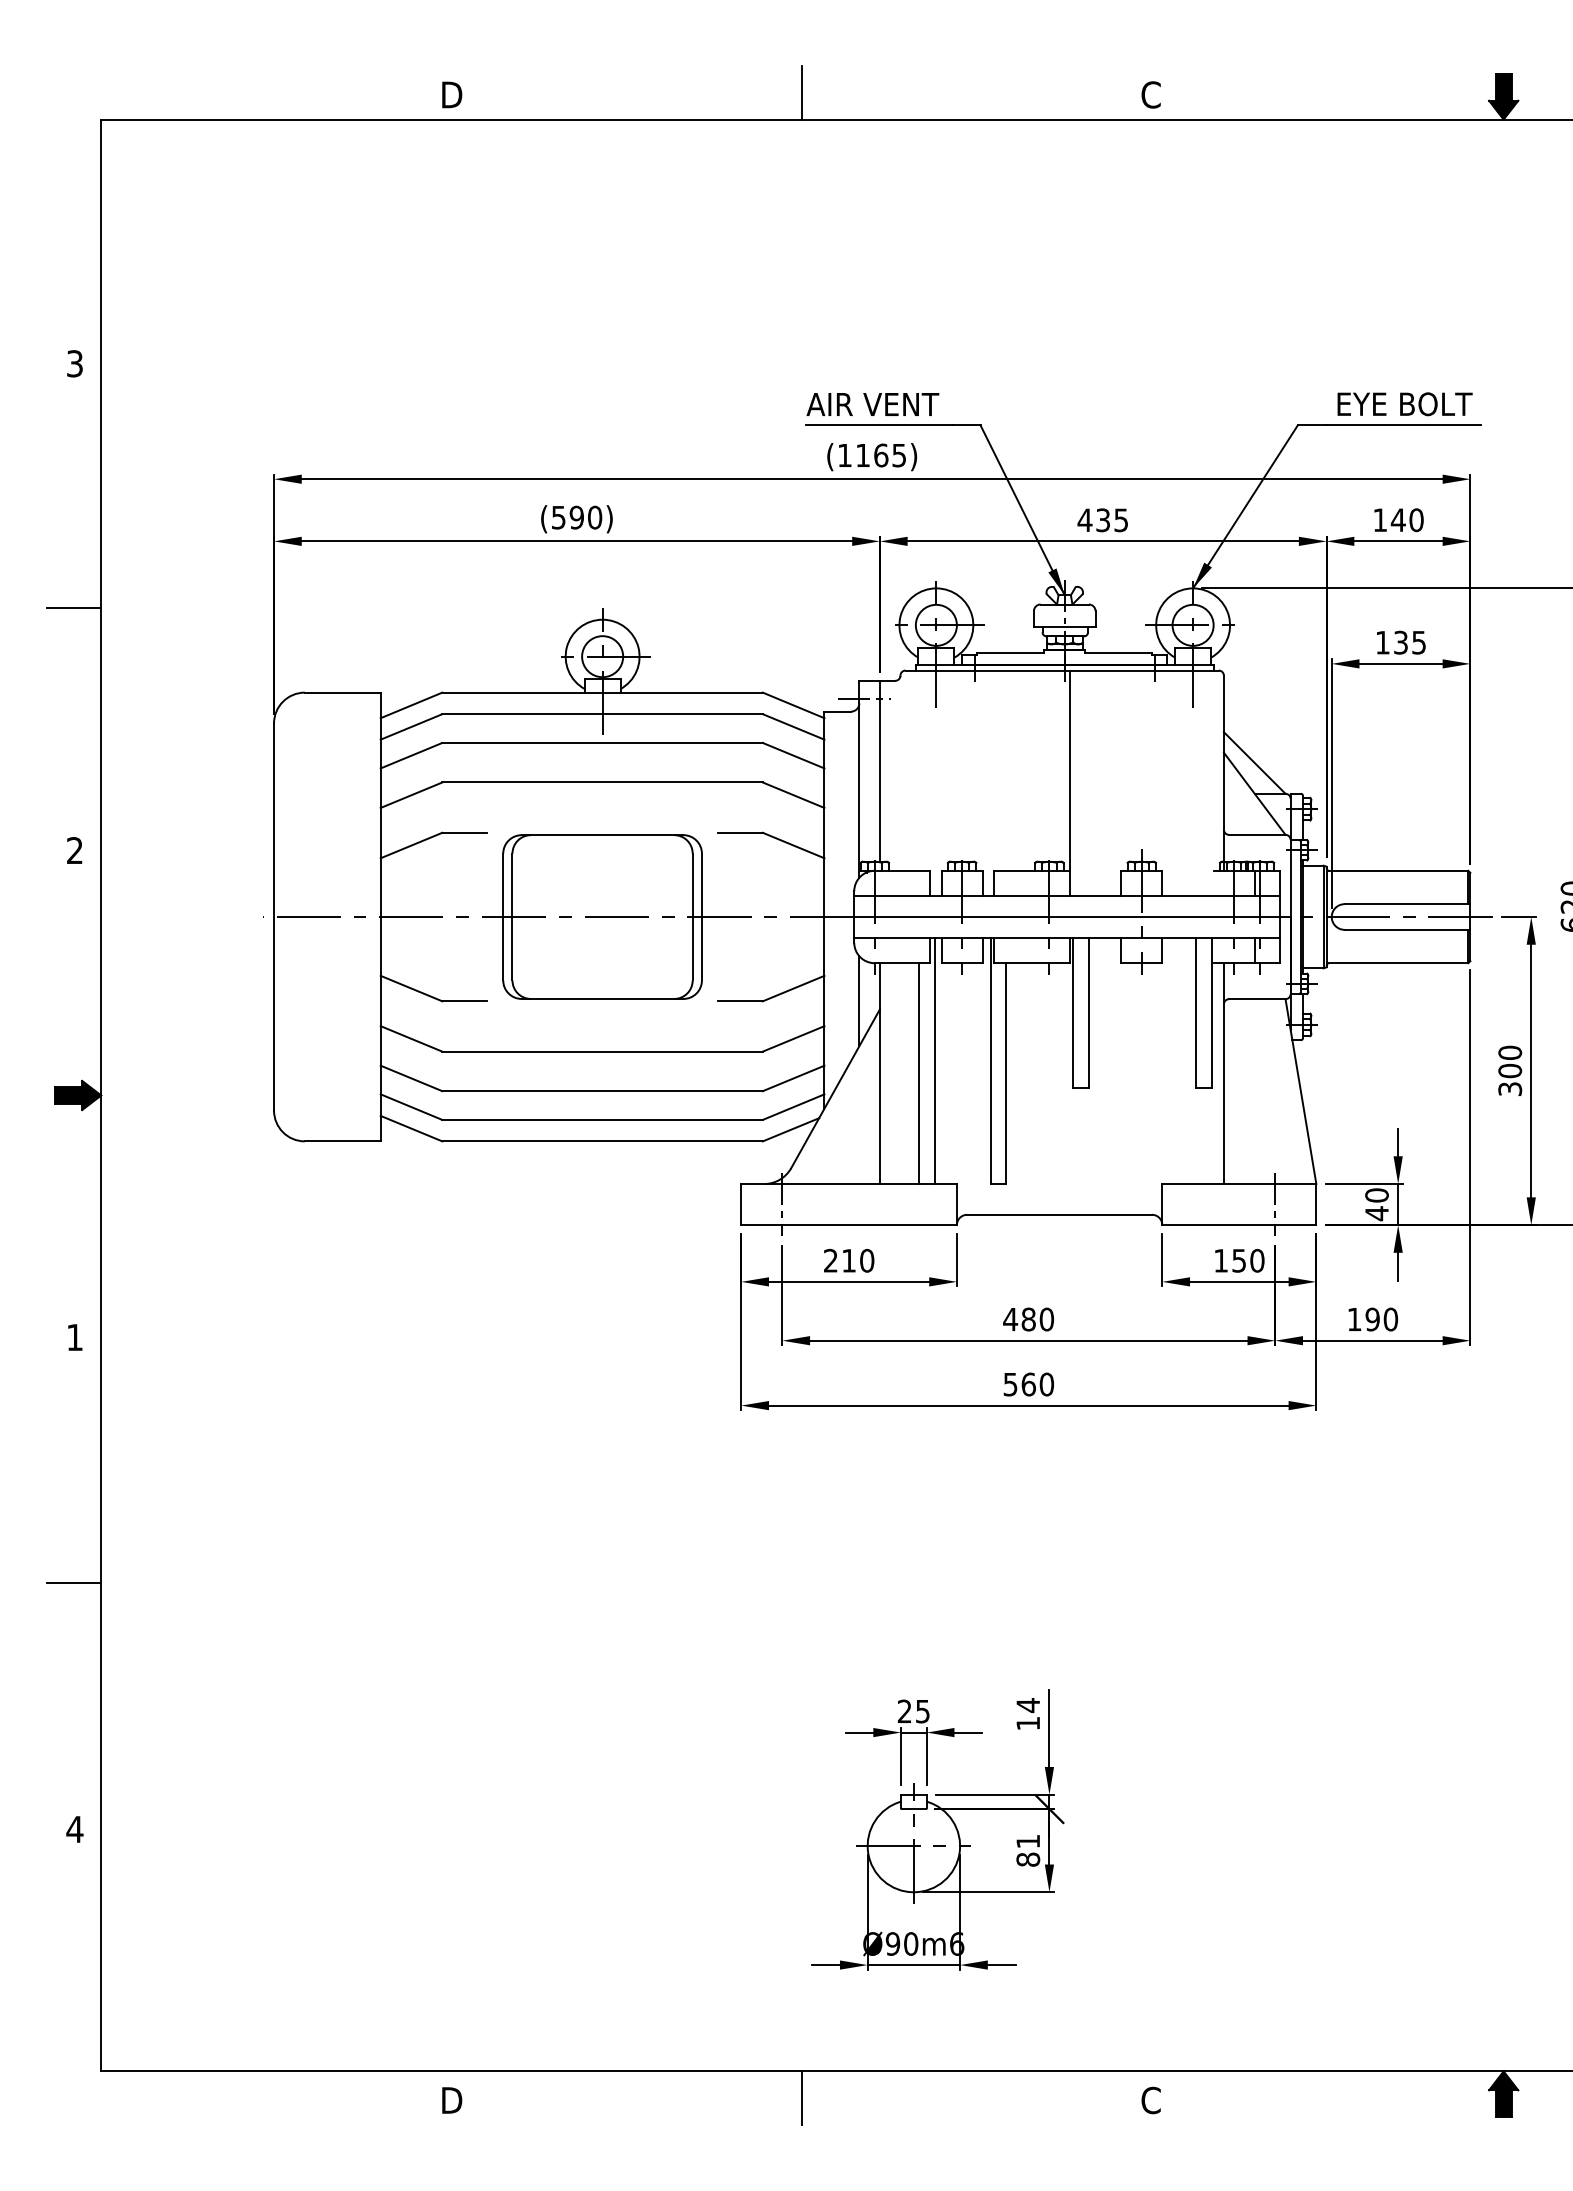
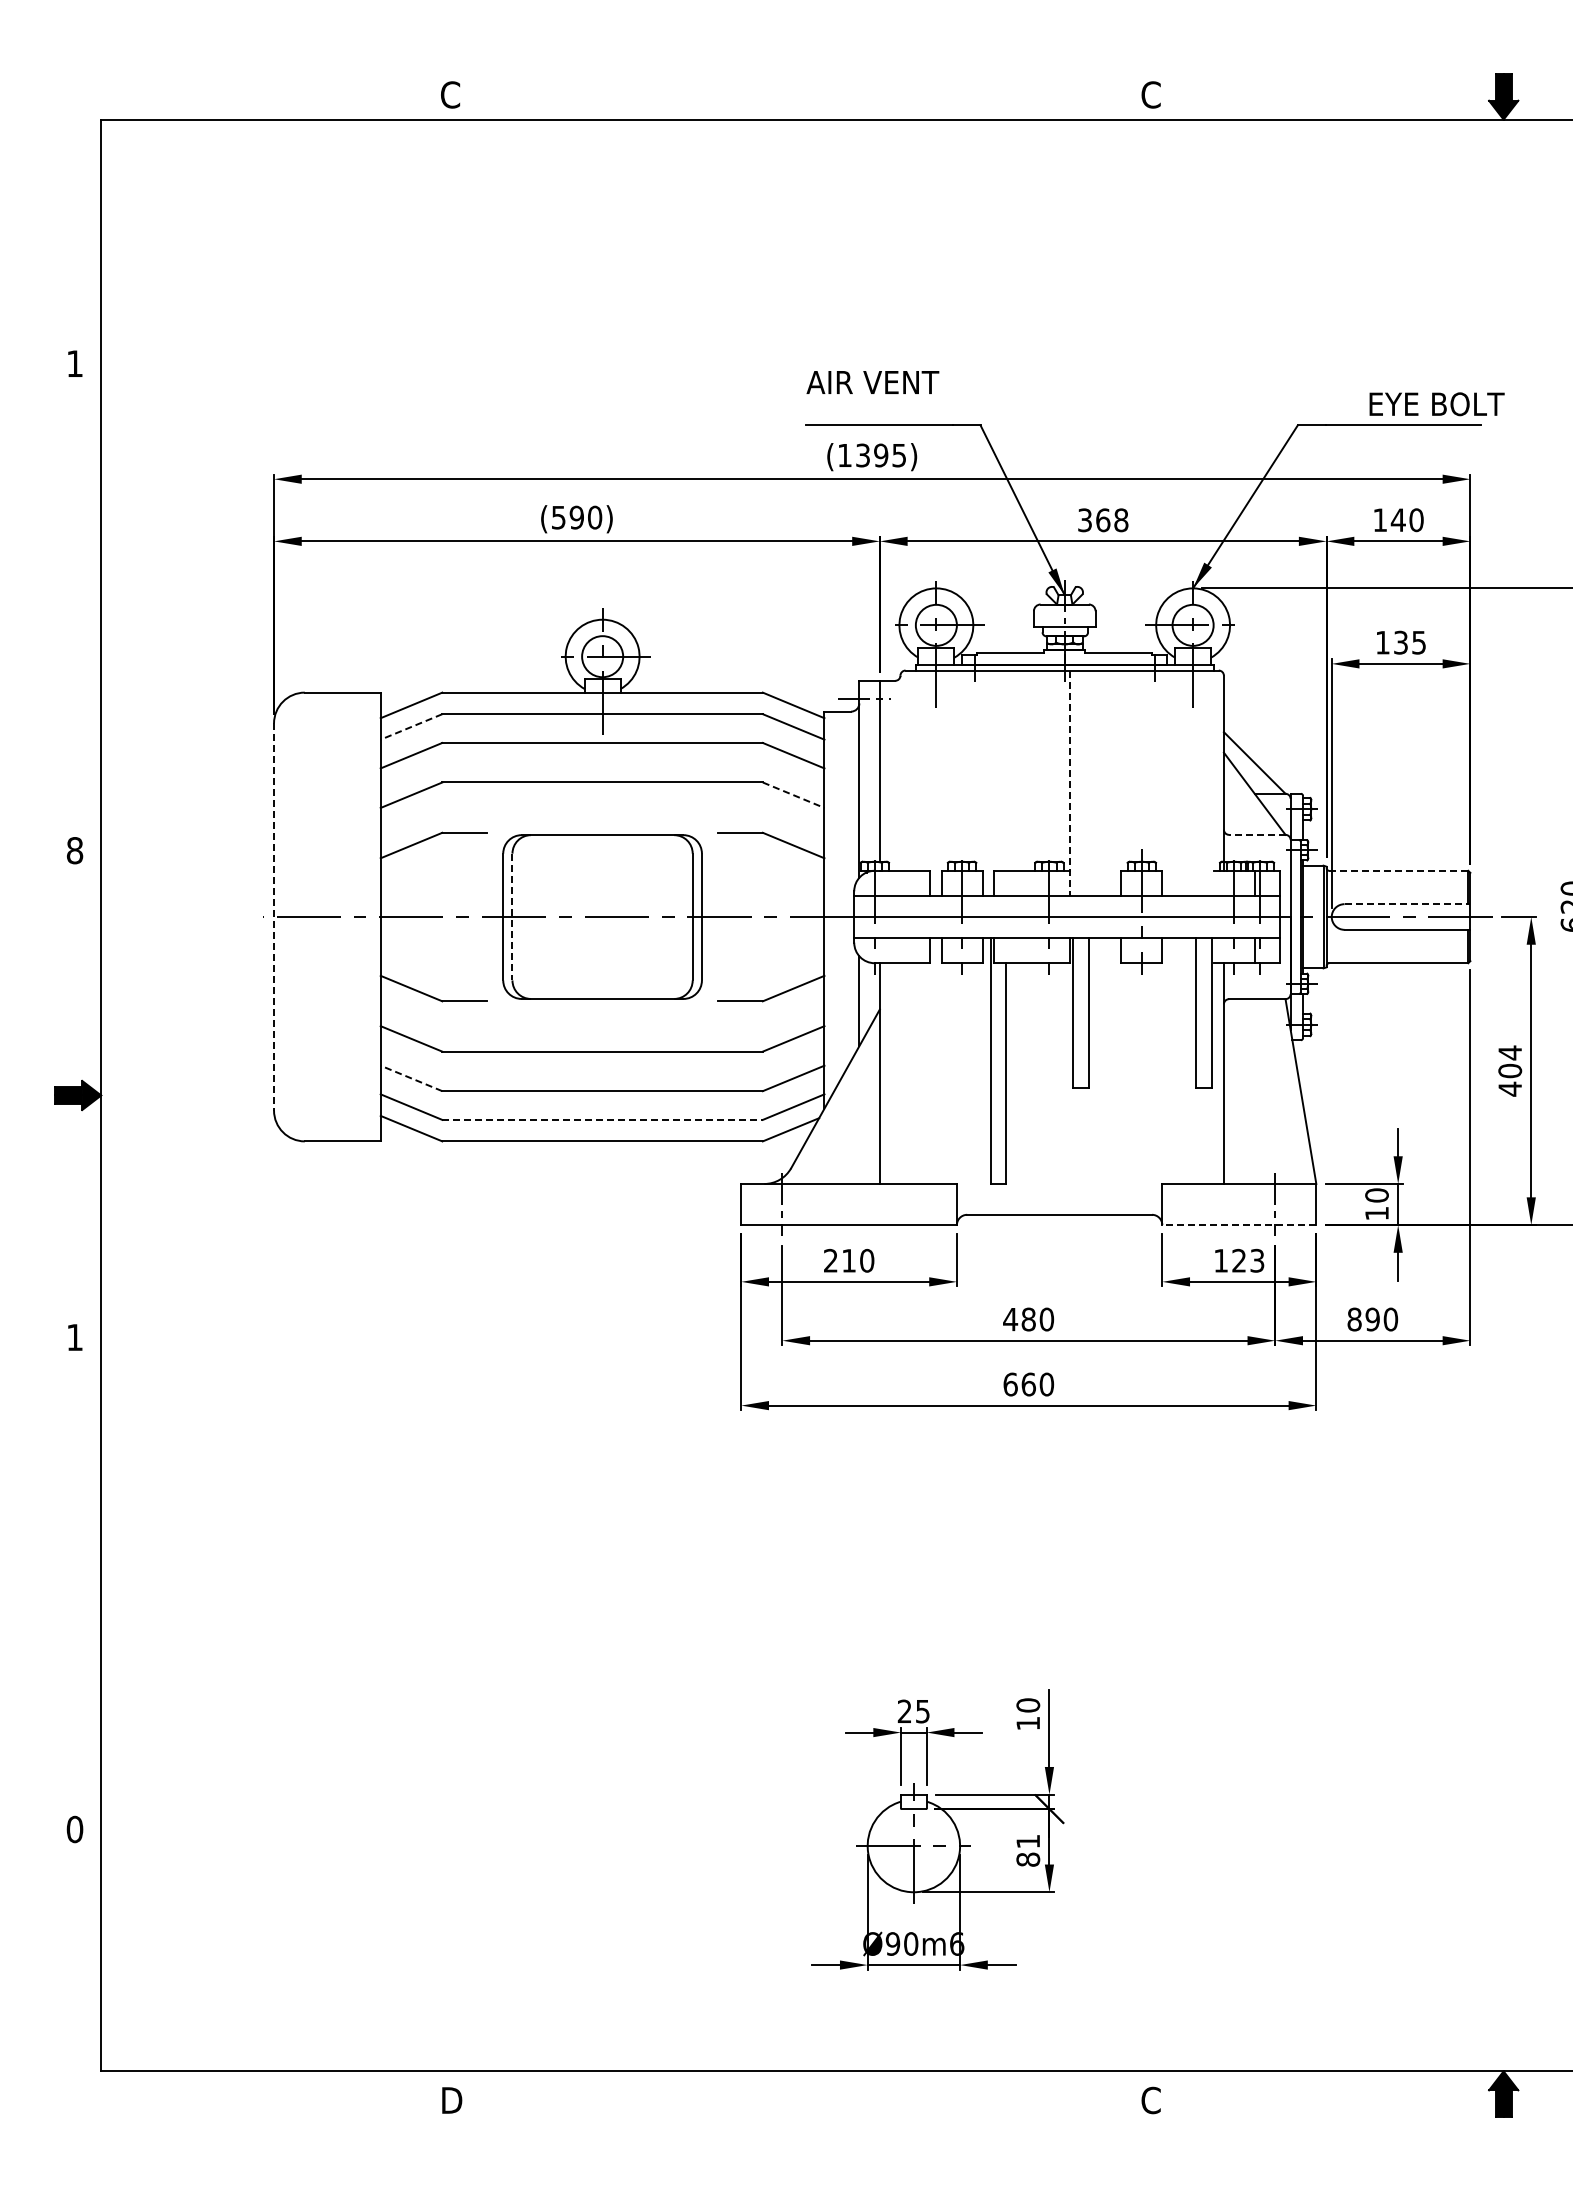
line: present -> none (802, 92)
text: D -> C (451, 94)
text: 3 -> 1 (74, 363)
text position: (872, 404) -> (872, 382) (872, 382)
text position: (1404, 404) -> (1436, 404) (1436, 404)
text: (1165) -> (1395) (872, 455)
text: 435 -> 368 (1102, 520)
line: present -> none (74, 607)
line: solid -> dashed (411, 727)
line: solid -> dashed (1069, 783)
line: solid -> dashed (794, 795)
line: solid -> dashed (1256, 834)
text: 2 -> 8 (74, 850)
line: solid -> dashed (1398, 870)
line: solid -> dashed (1407, 904)
line: solid -> dashed (274, 917)
line: solid -> dashed (512, 917)
line: present -> none (934, 1060)
text: 300 -> 404 (1510, 1070)
line: present -> none (919, 1073)
line: solid -> dashed (411, 1078)
line: solid -> dashed (603, 1119)
text: 40 -> 10 (1376, 1213)
line: solid -> dashed (1238, 1225)
text: 150 -> 123 (1248, 1260)
text: 190 -> 890 (1354, 1319)
text: 560 -> 660 (1010, 1384)
line: present -> none (74, 1583)
text: 14 -> 10 (1028, 1705)
text: 4 -> 0 (74, 1829)
line: present -> none (802, 2098)
